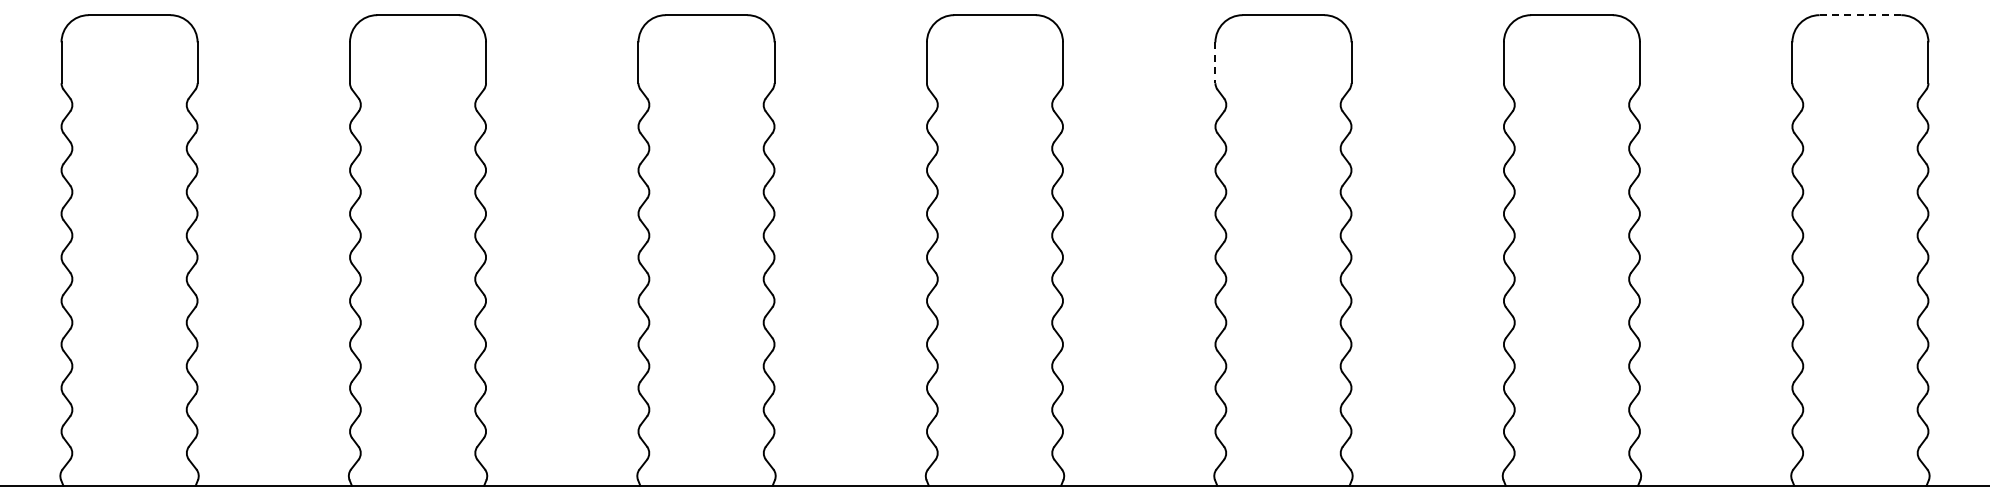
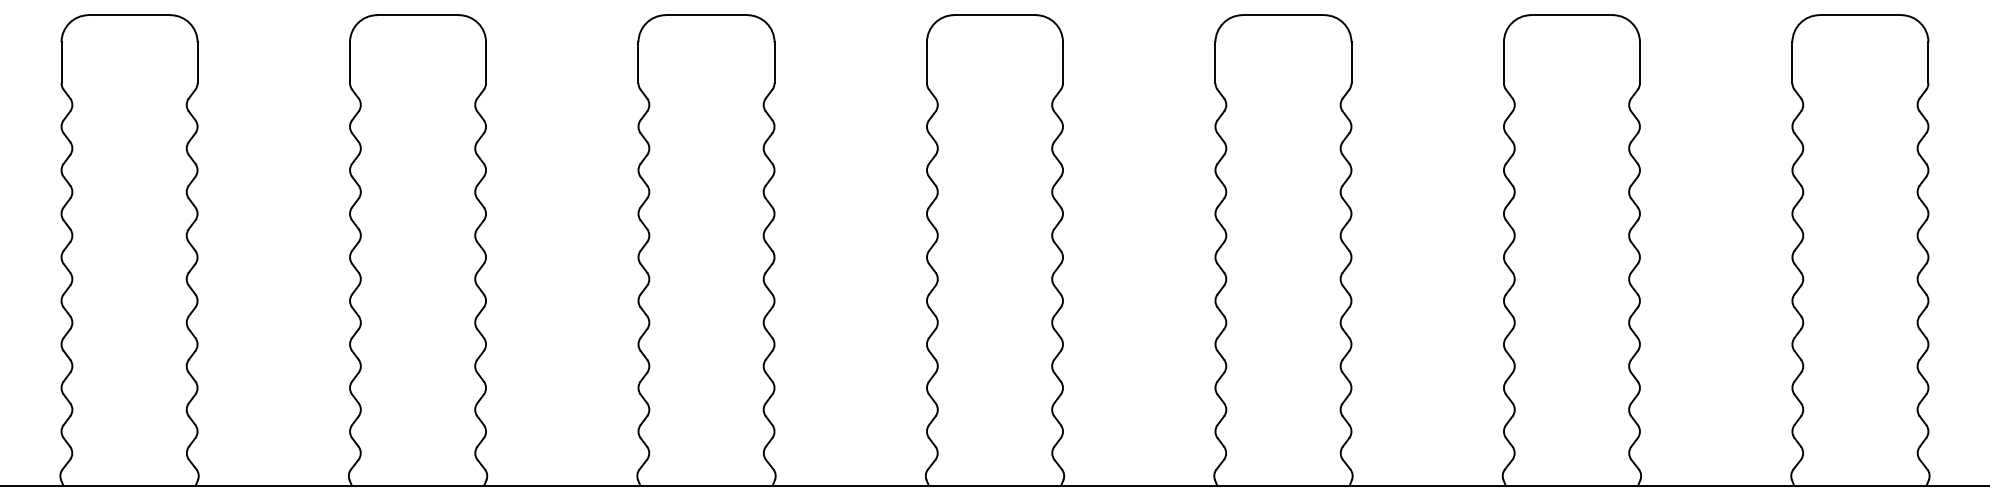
line: dashed -> solid (1860, 15)
line: dashed -> solid (1215, 63)
